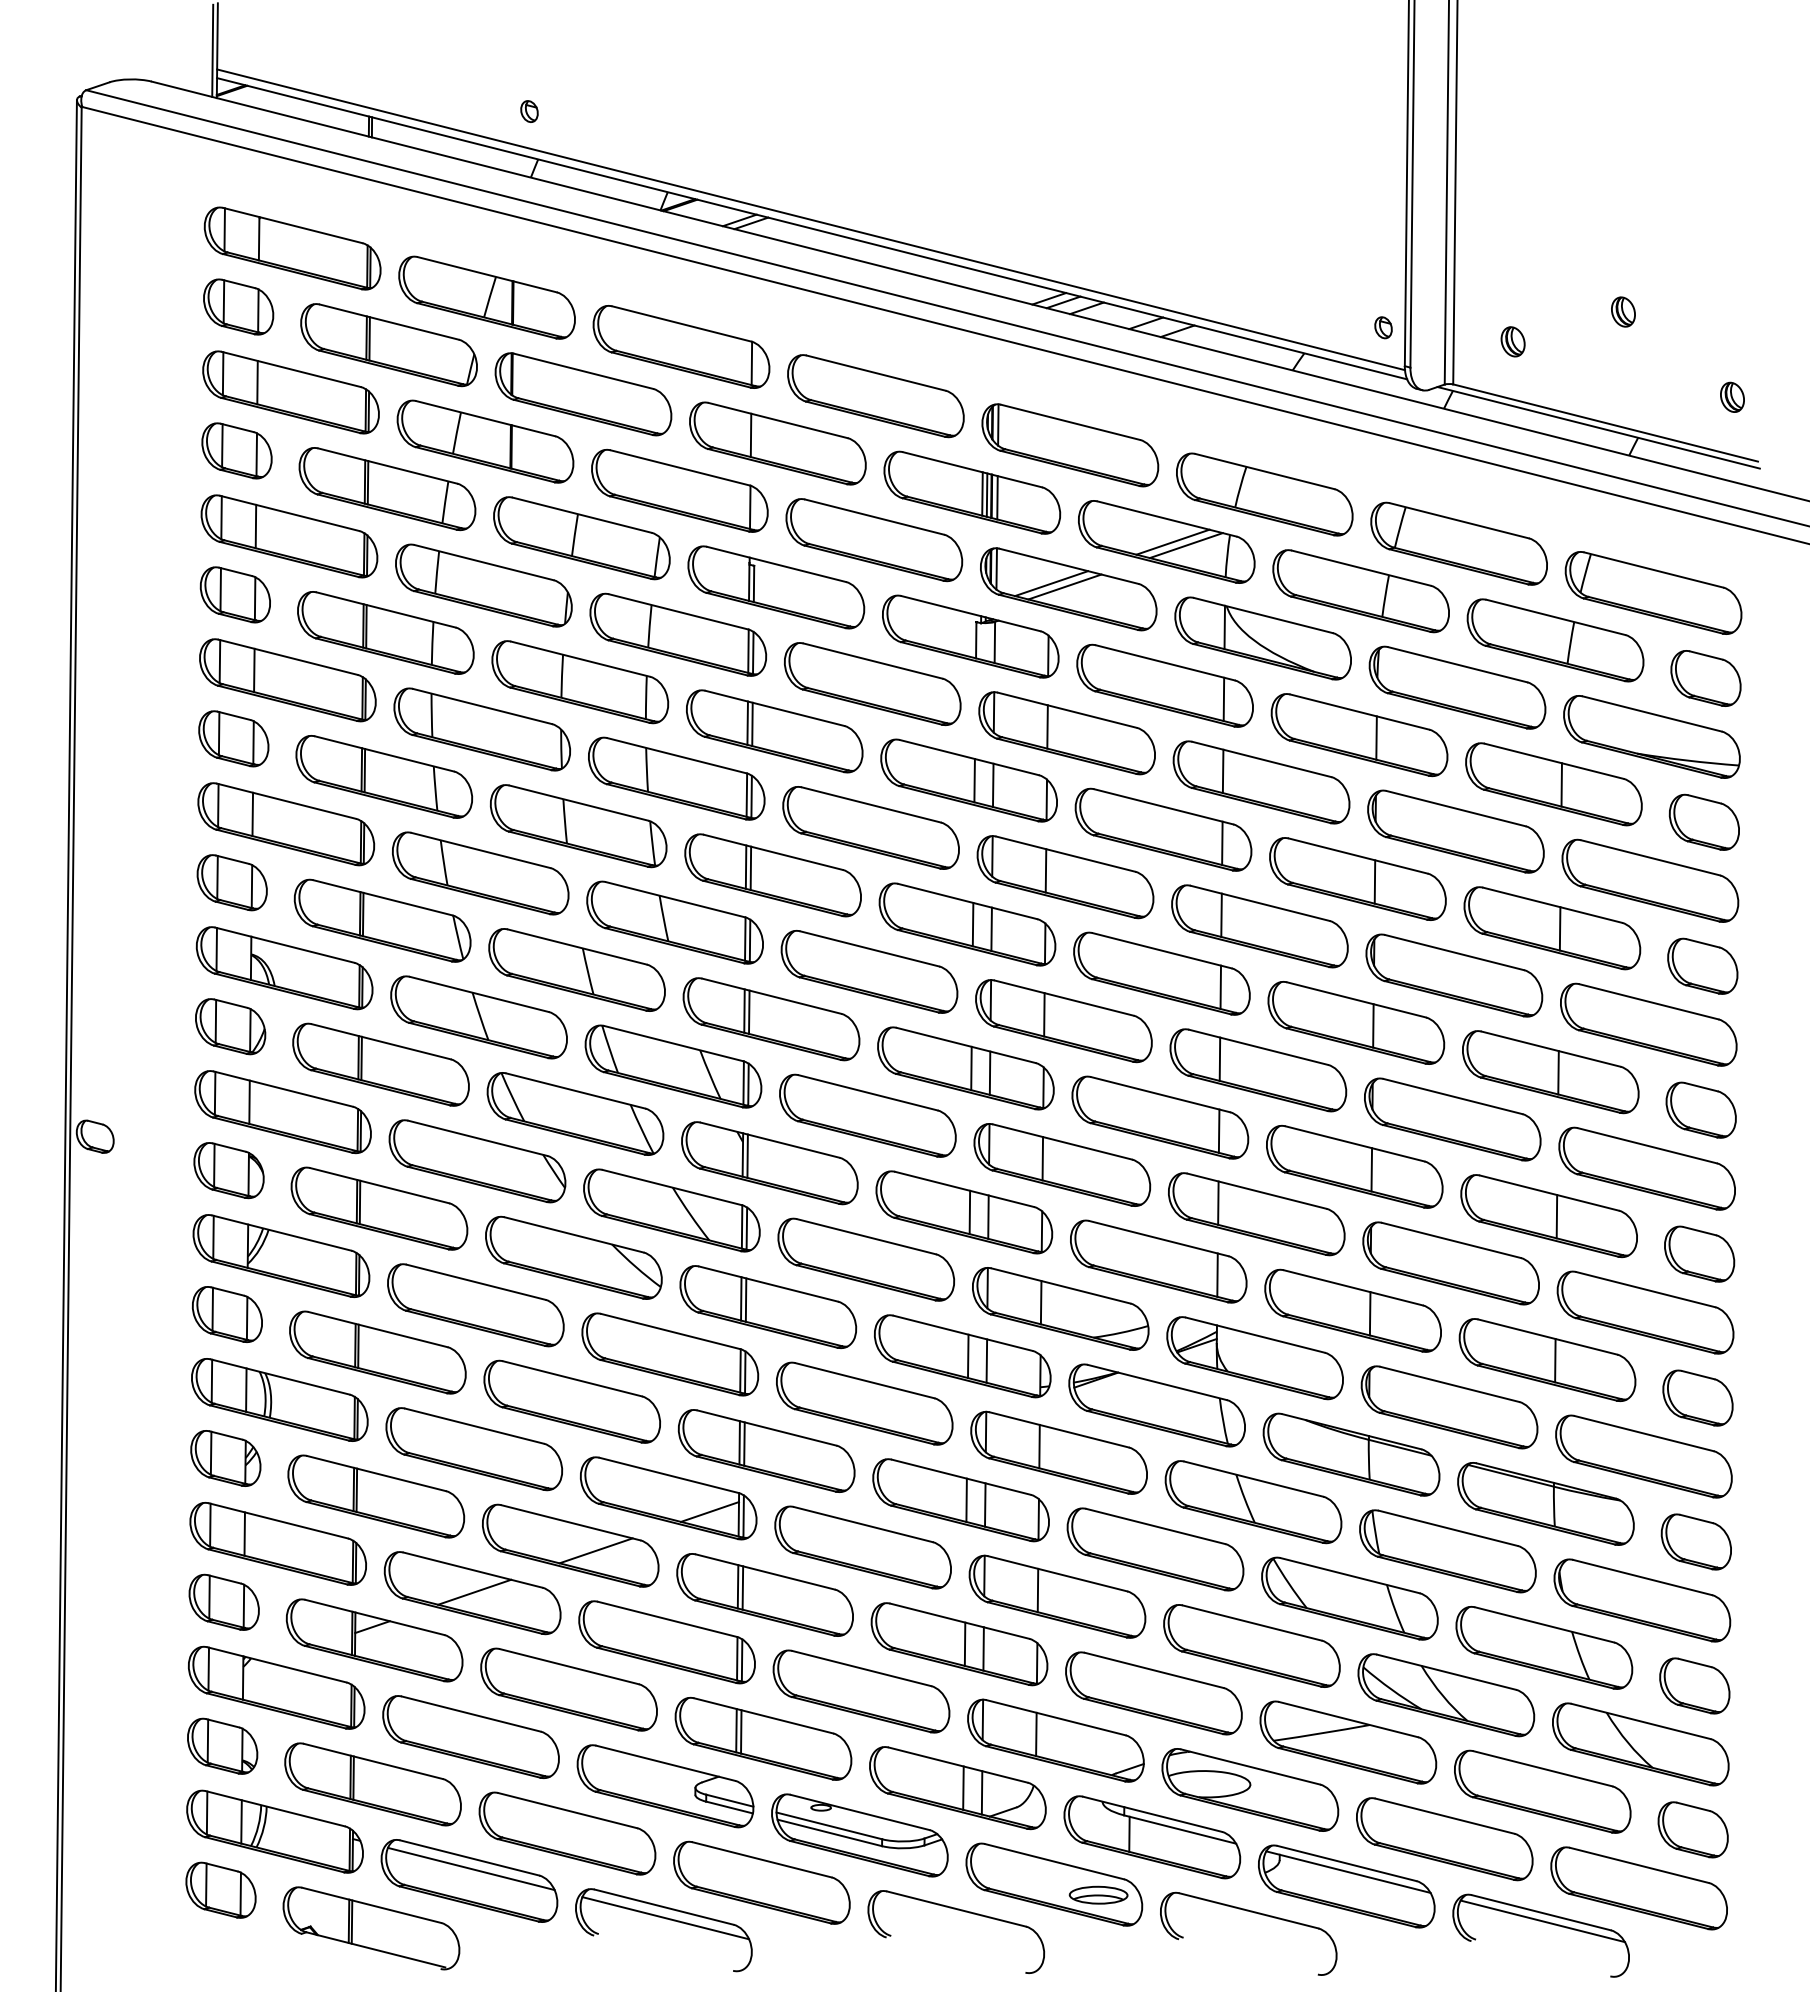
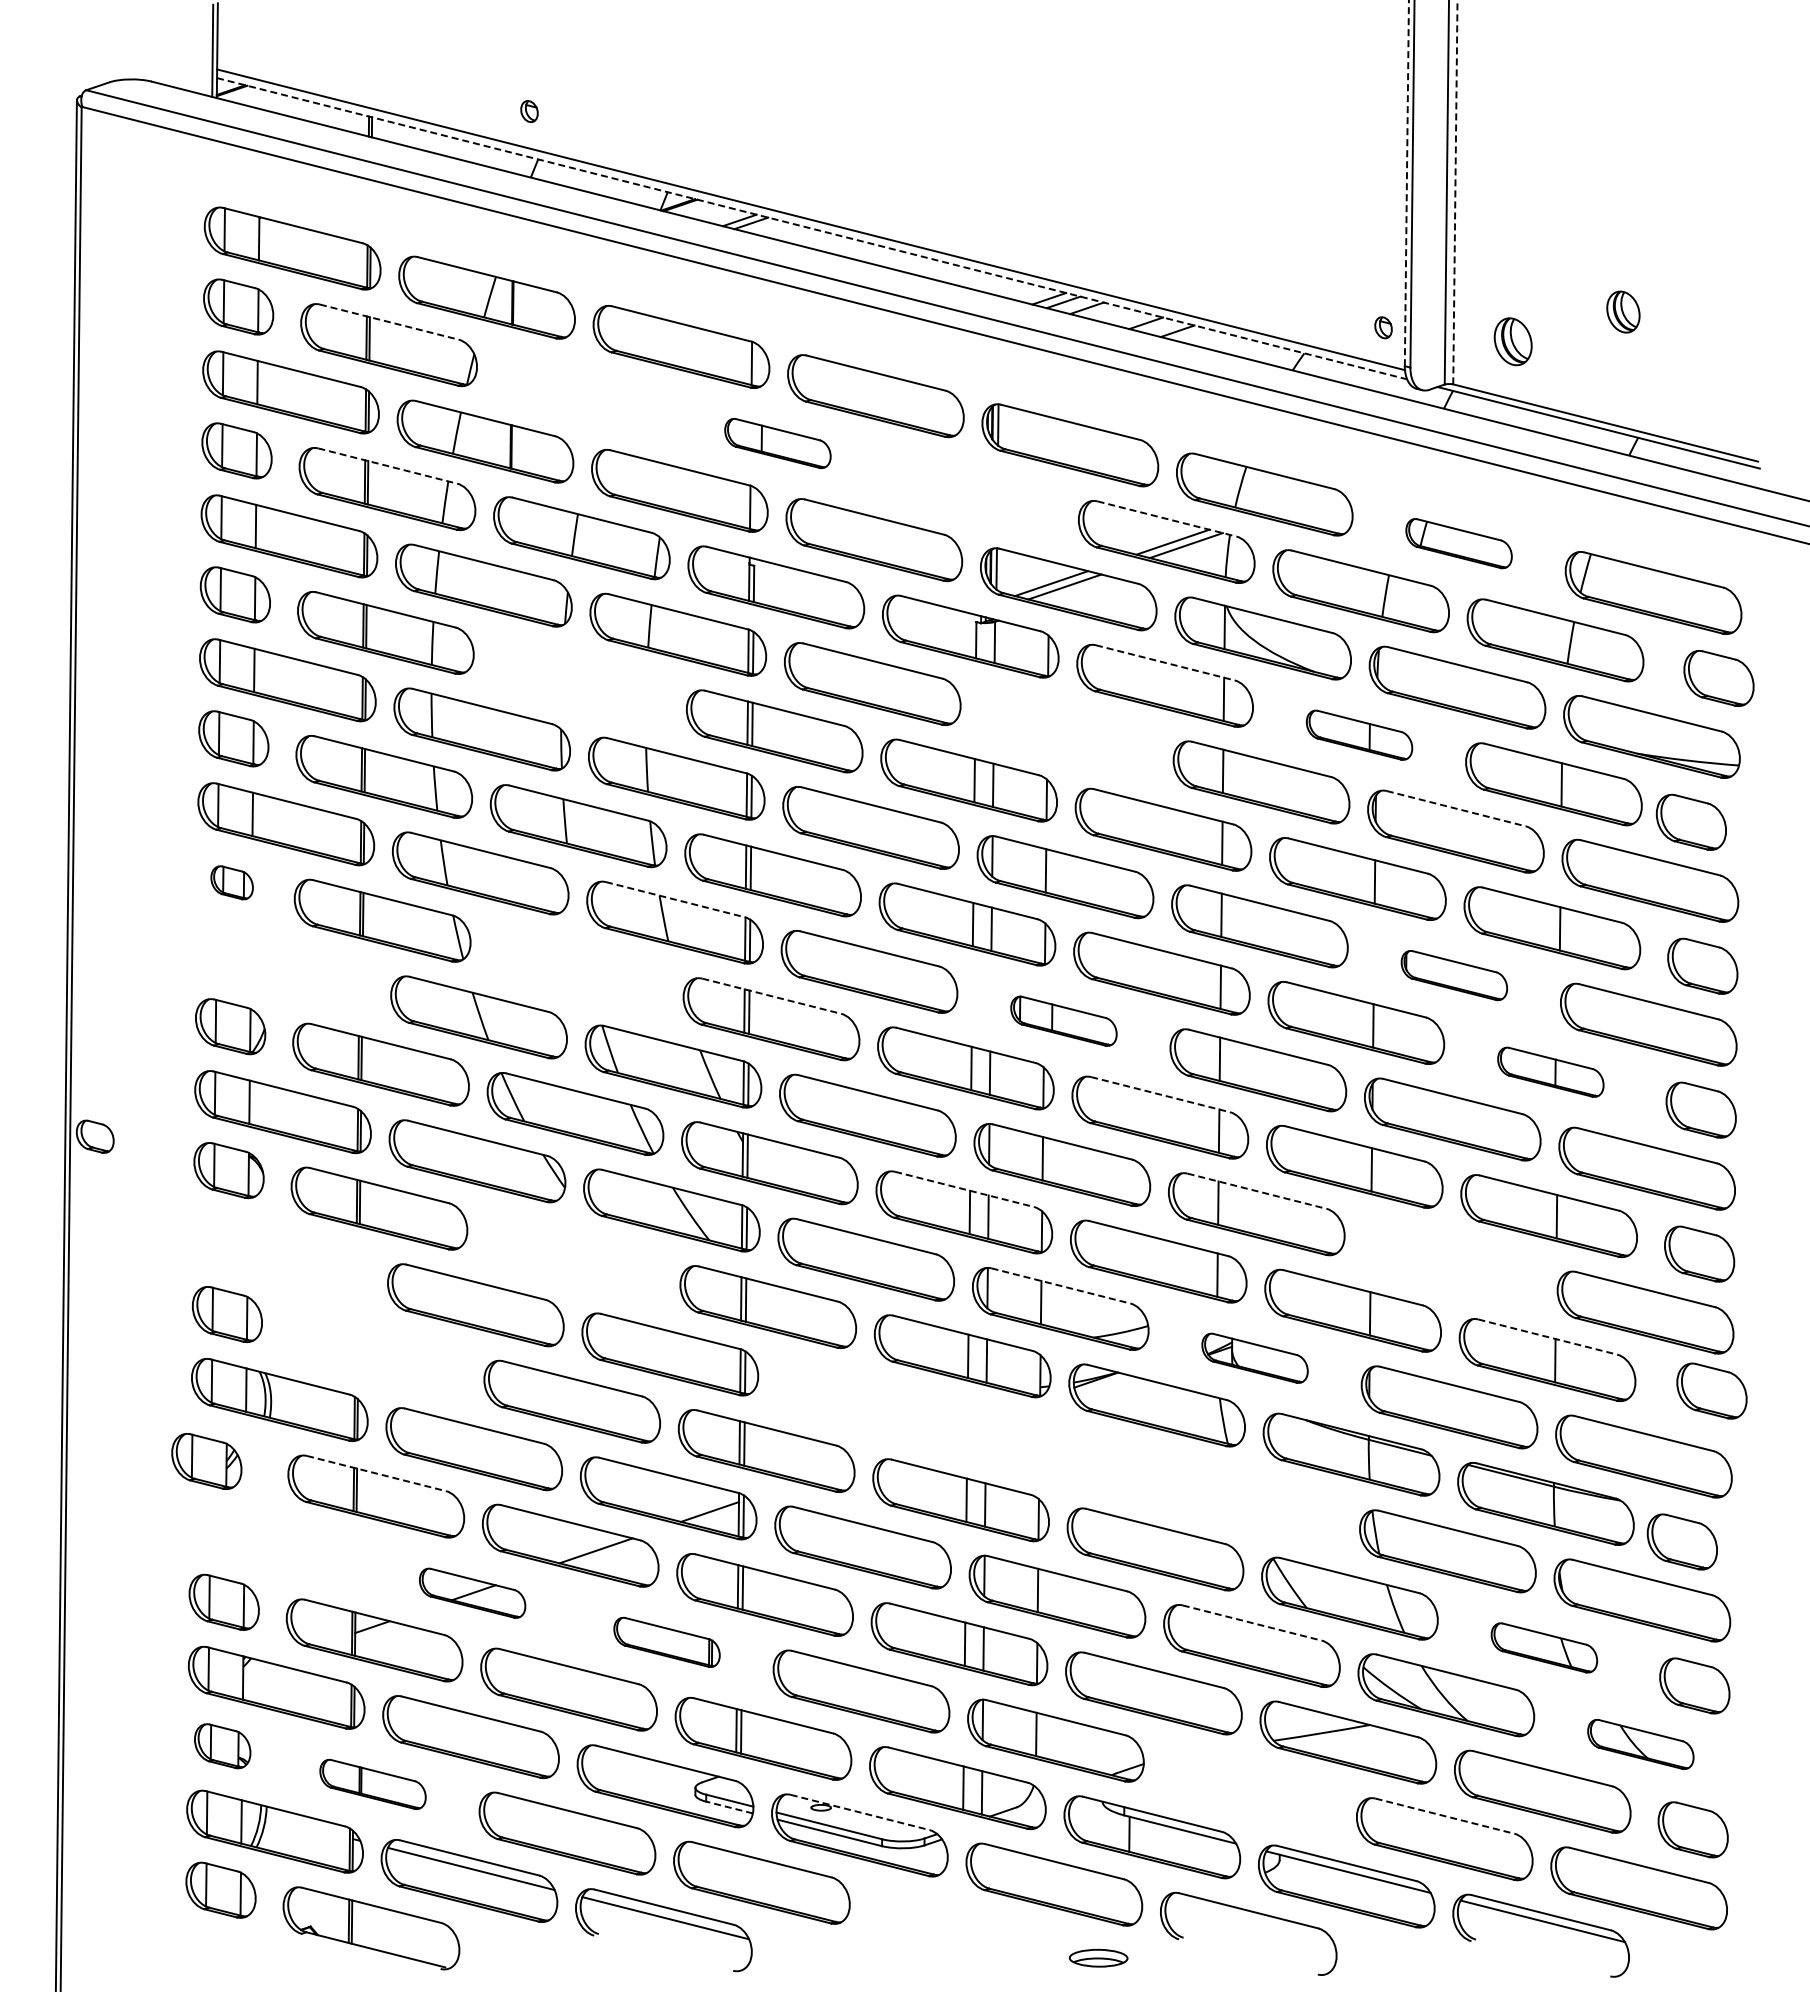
line: solid -> dashed (1406, 183)
line: solid -> dashed (1455, 192)
line: solid -> dashed (812, 228)
part size: 25x32 px -> 35x44 px (1623, 311)
line: solid -> dashed (389, 322)
part size: 26x32 px -> 40x50 px (1512, 341)
part: present -> none (583, 394)
part: present -> none (1732, 396)
part size: 178x85 px -> 108x51 px (777, 443)
line: solid -> dashed (387, 466)
part: present -> none (972, 492)
line: solid -> dashed (1167, 518)
part size: 178x85 px -> 108x52 px (1458, 543)
line: solid -> dashed (1165, 662)
part position: (1705, 678) -> (1718, 678) (1718, 678)
part: present -> none (580, 682)
part: present -> none (1066, 733)
part size: 179x85 px -> 108x52 px (1359, 734)
line: solid -> dashed (1456, 808)
part position: (1703, 821) -> (1690, 821) (1690, 821)
part size: 72x58 px -> 44x36 px (231, 882)
line: solid -> dashed (675, 899)
part: present -> none (284, 968)
part: present -> none (576, 969)
part size: 179x85 px -> 109x52 px (1454, 975)
line: solid -> dashed (771, 996)
part size: 178x85 px -> 108x52 px (1063, 1020)
part size: 178x85 px -> 108x52 px (1550, 1071)
line: solid -> dashed (1160, 1094)
line: solid -> dashed (964, 1189)
line: solid -> dashed (1257, 1191)
part: present -> none (281, 1255)
part: present -> none (573, 1257)
part: present -> none (1450, 1263)
line: solid -> dashed (1060, 1285)
line: solid -> dashed (1547, 1337)
part: present -> none (377, 1352)
part size: 178x85 px -> 108x52 px (1254, 1357)
part position: (1697, 1397) -> (1711, 1390) (1711, 1390)
part: present -> none (864, 1403)
part: present -> none (1058, 1452)
part position: (225, 1458) -> (206, 1461) (206, 1461)
line: solid -> dashed (376, 1473)
part: present -> none (1253, 1502)
part position: (1695, 1541) -> (1681, 1541) (1681, 1541)
part: present -> none (277, 1543)
part size: 179x85 px -> 108x52 px (472, 1592)
line: solid -> dashed (1252, 1623)
part size: 178x85 px -> 108x52 px (666, 1641)
part size: 179x84 px -> 109x52 px (1544, 1647)
part size: 178x85 px -> 108x51 px (1640, 1744)
part size: 72x58 px -> 58x47 px (222, 1746)
part size: 178x85 px -> 108x51 px (372, 1784)
part: present -> none (1250, 1789)
line: solid -> dashed (729, 1807)
line: solid -> dashed (860, 1812)
line: solid -> dashed (1445, 1816)
part position: (1098, 1894) -> (1098, 1957) (1098, 1957)
part: present -> none (961, 1911)
